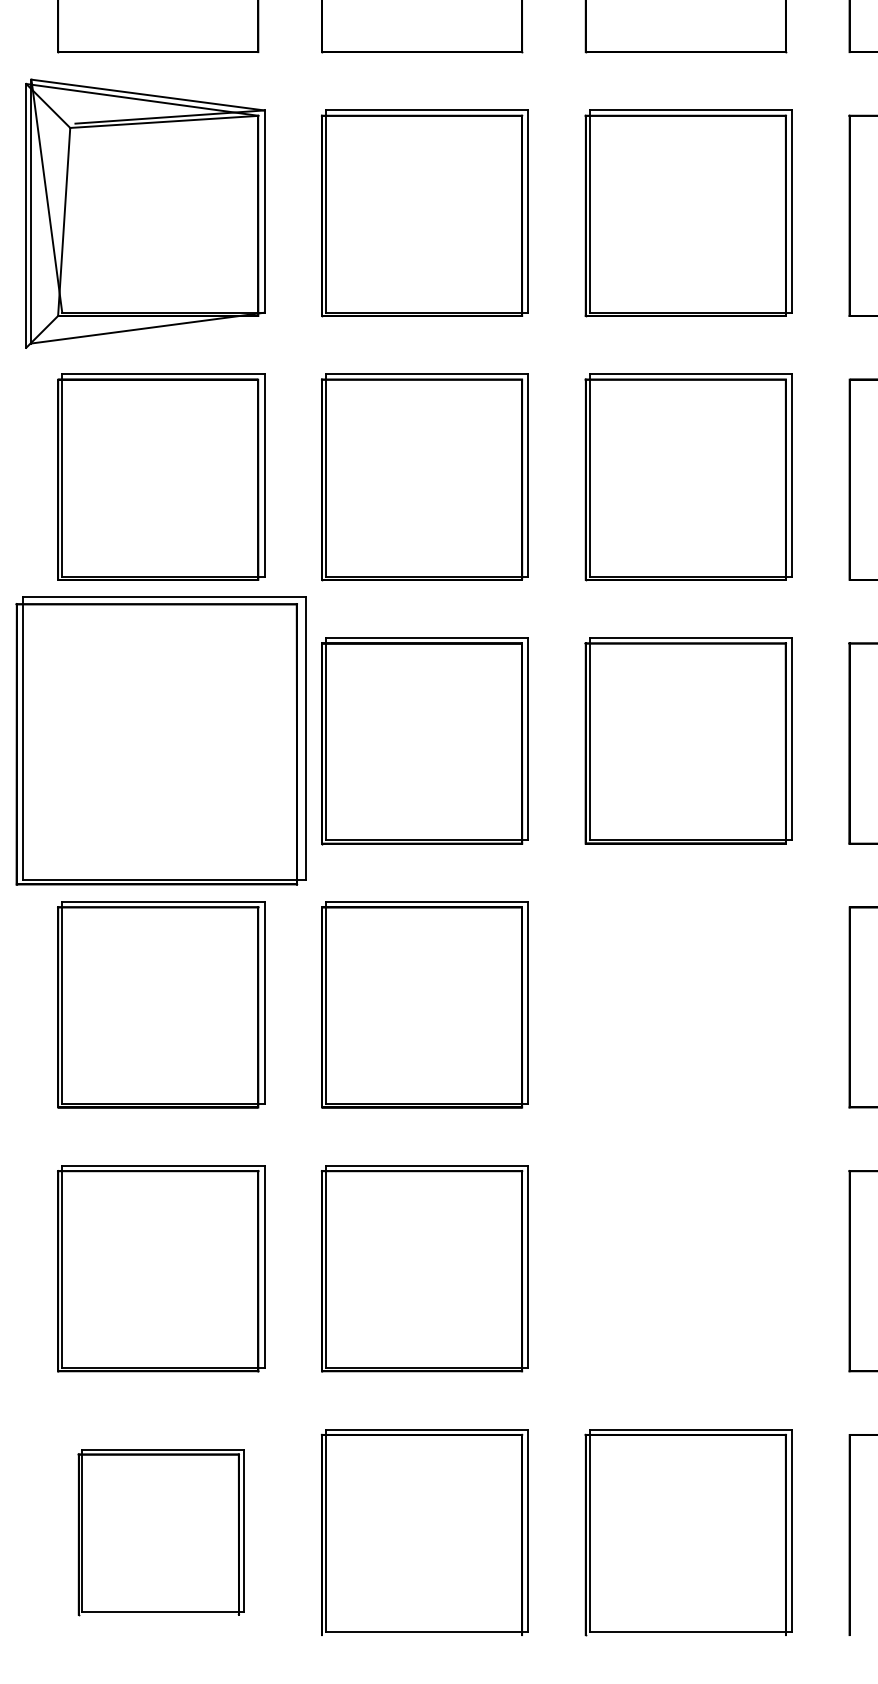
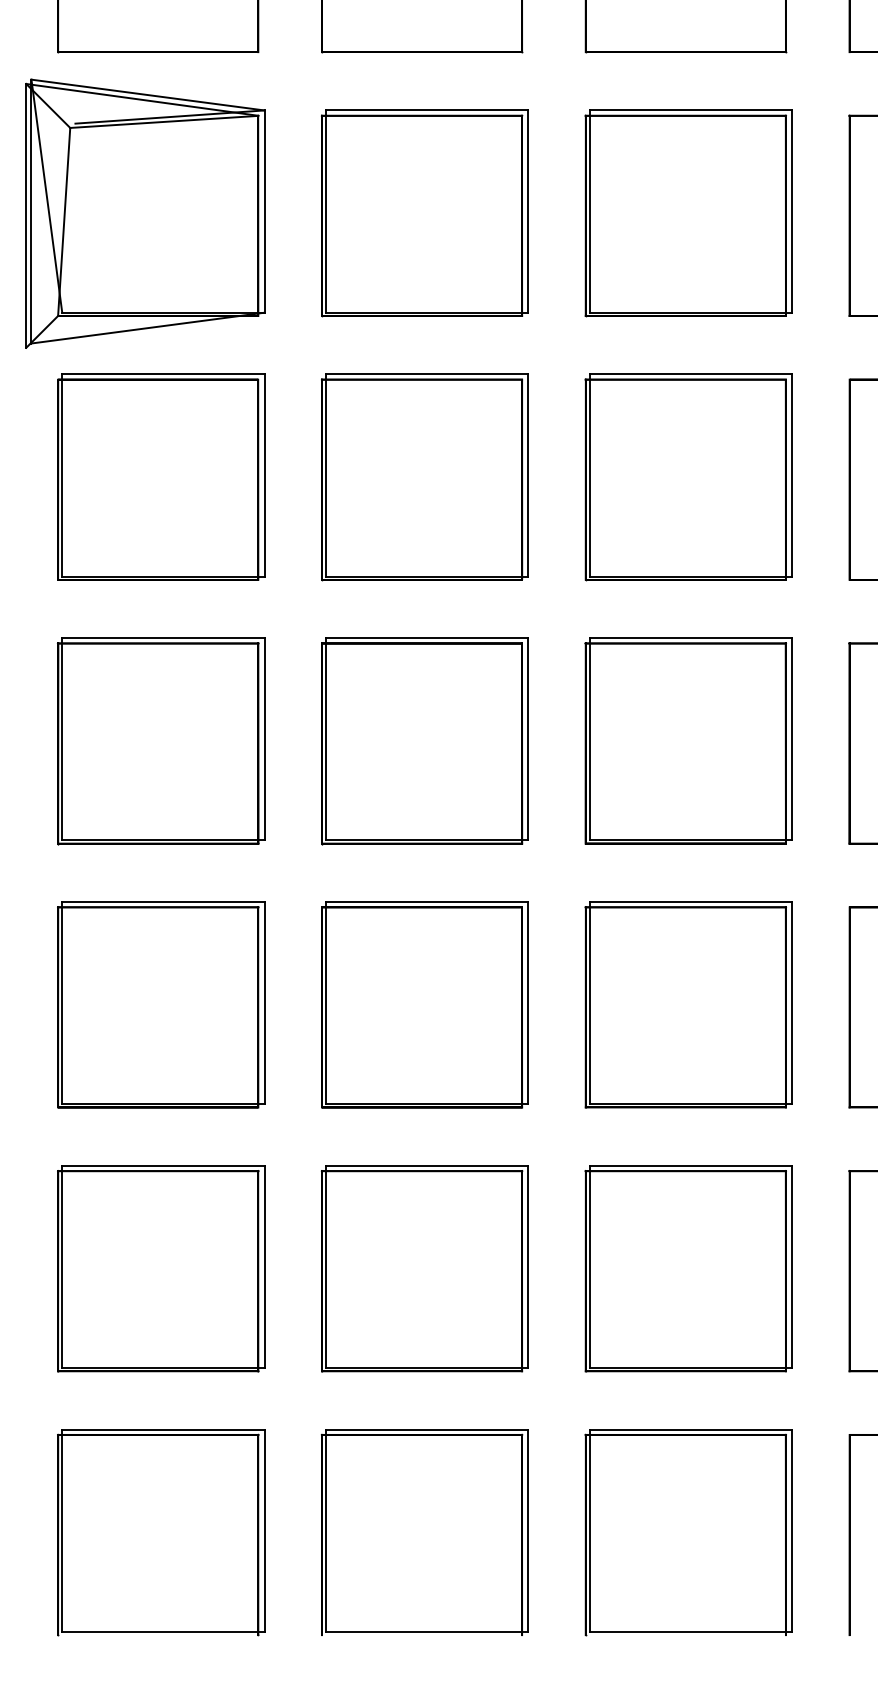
part size: 292x290 px -> 209x209 px (161, 741)
part: none -> present (688, 1004)
part: none -> present (688, 1268)
part size: 168x168 px -> 209x208 px (161, 1532)
